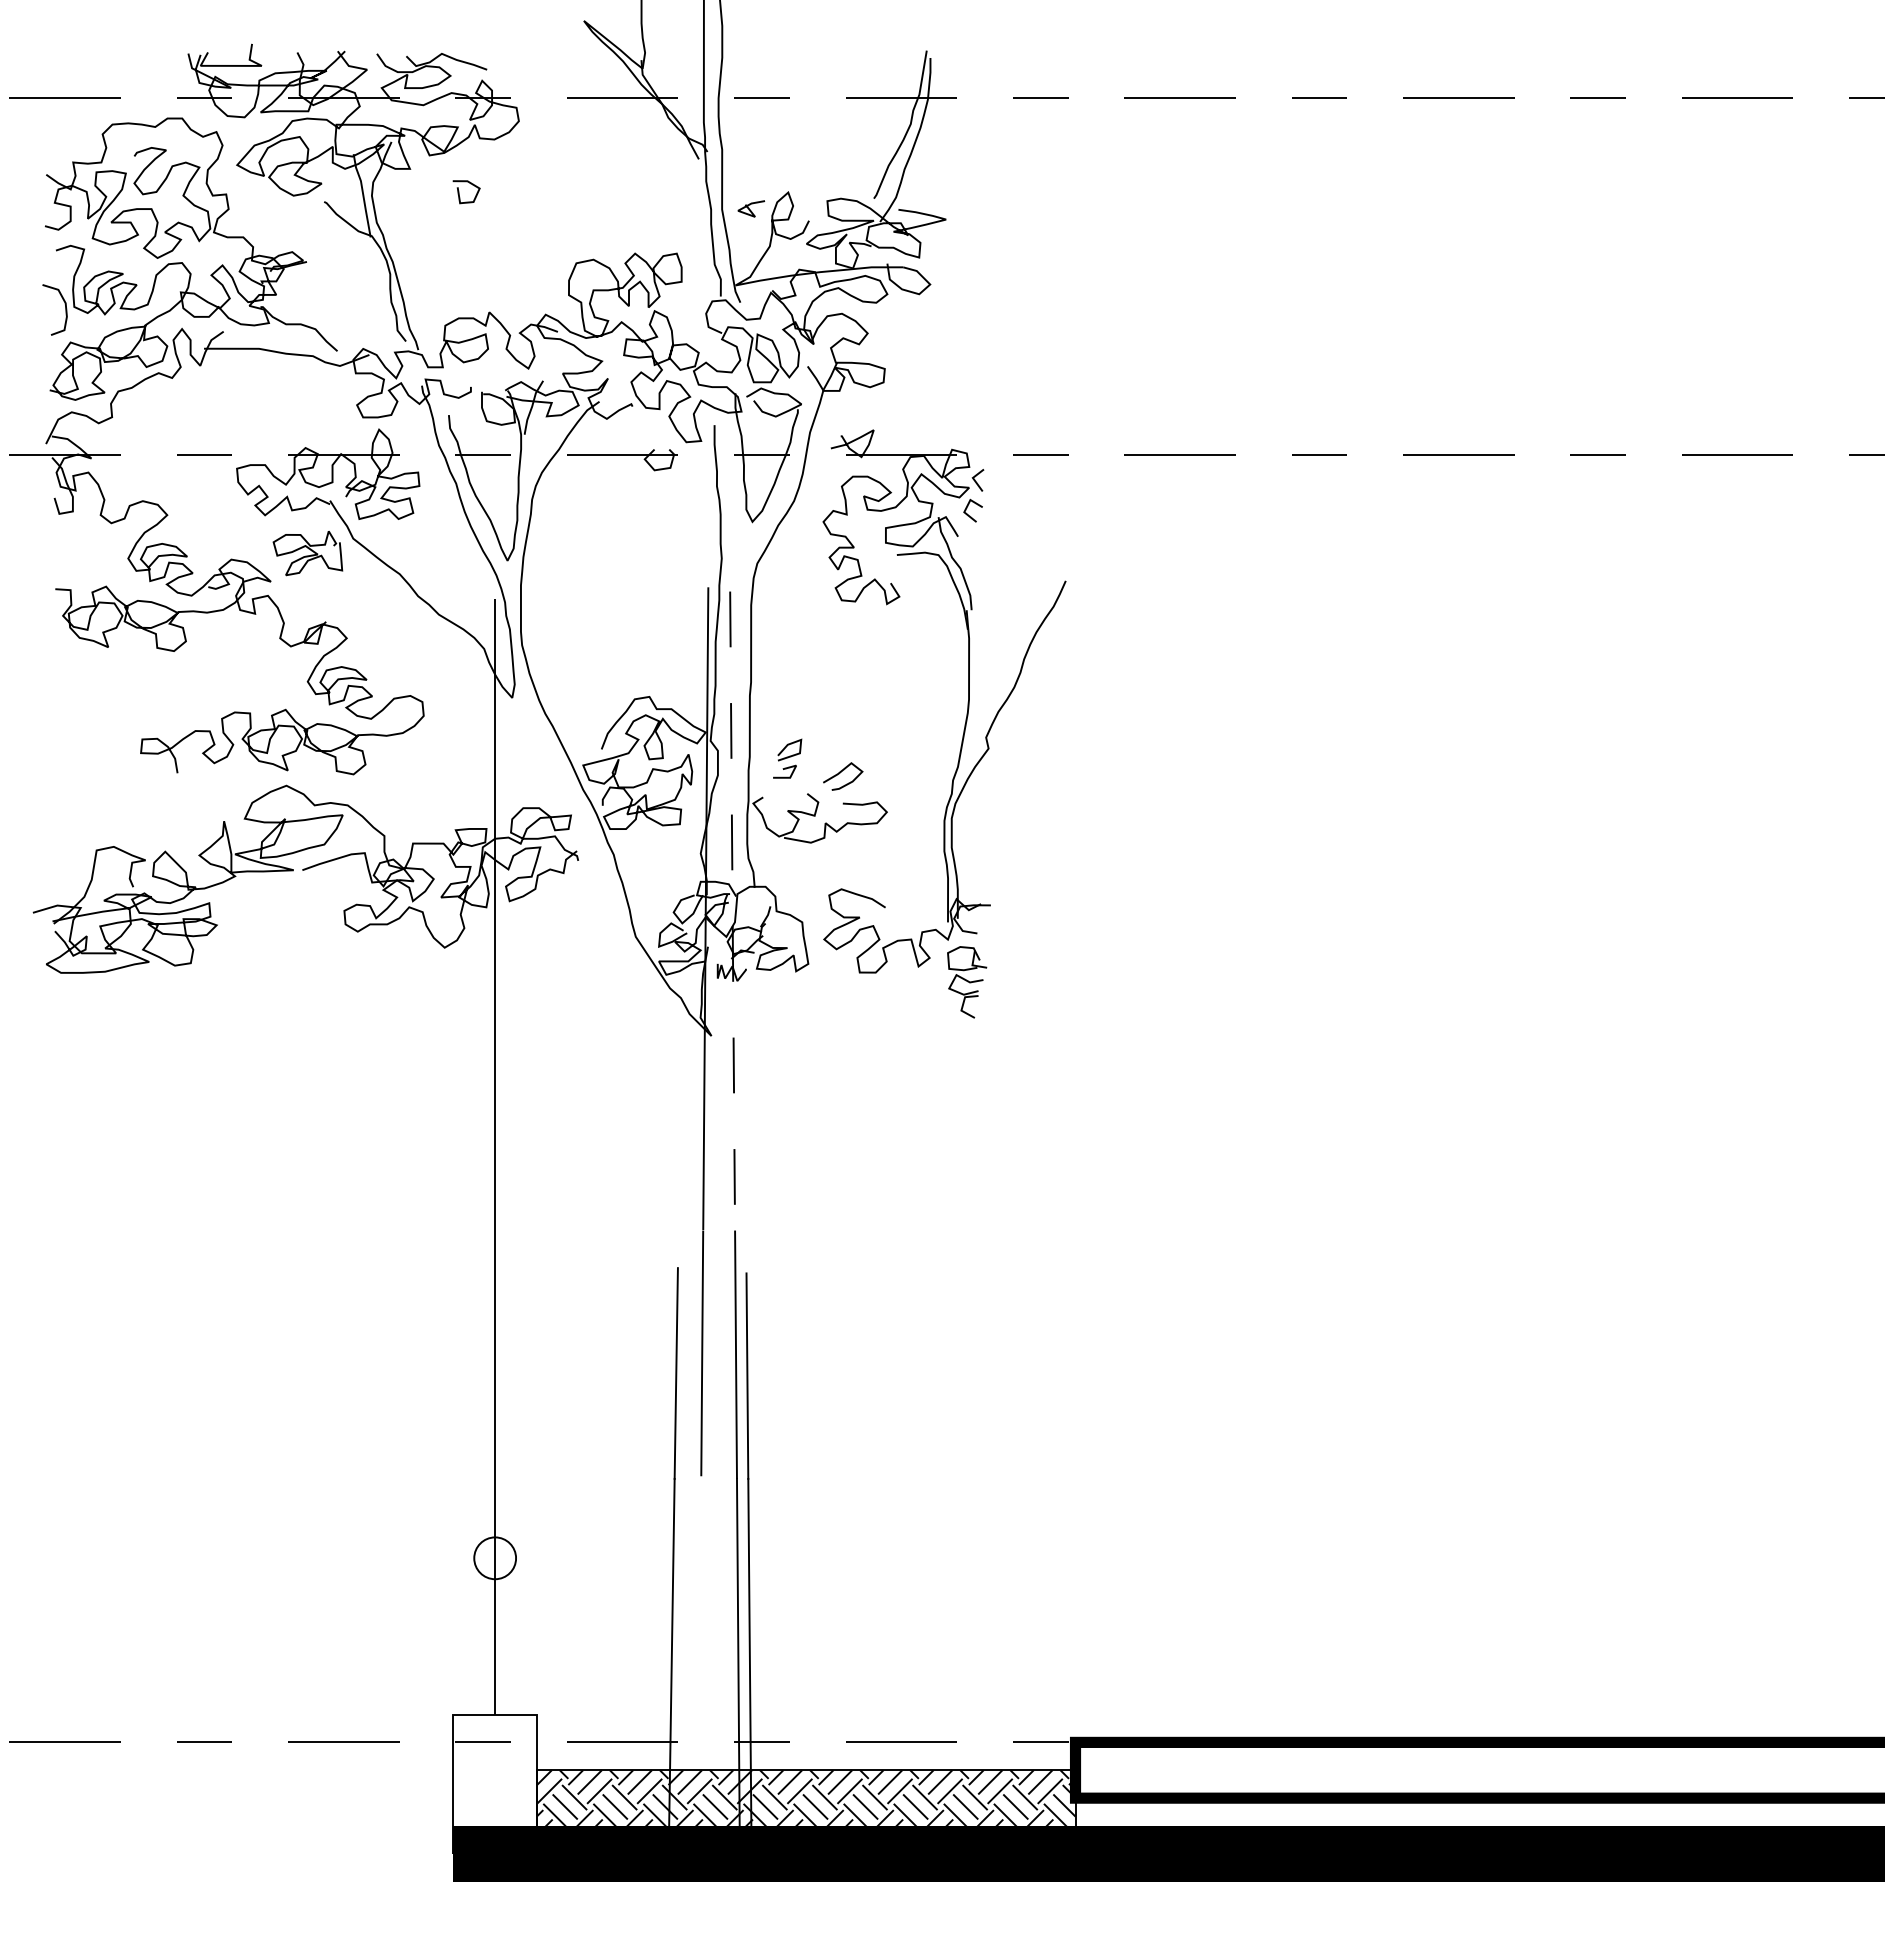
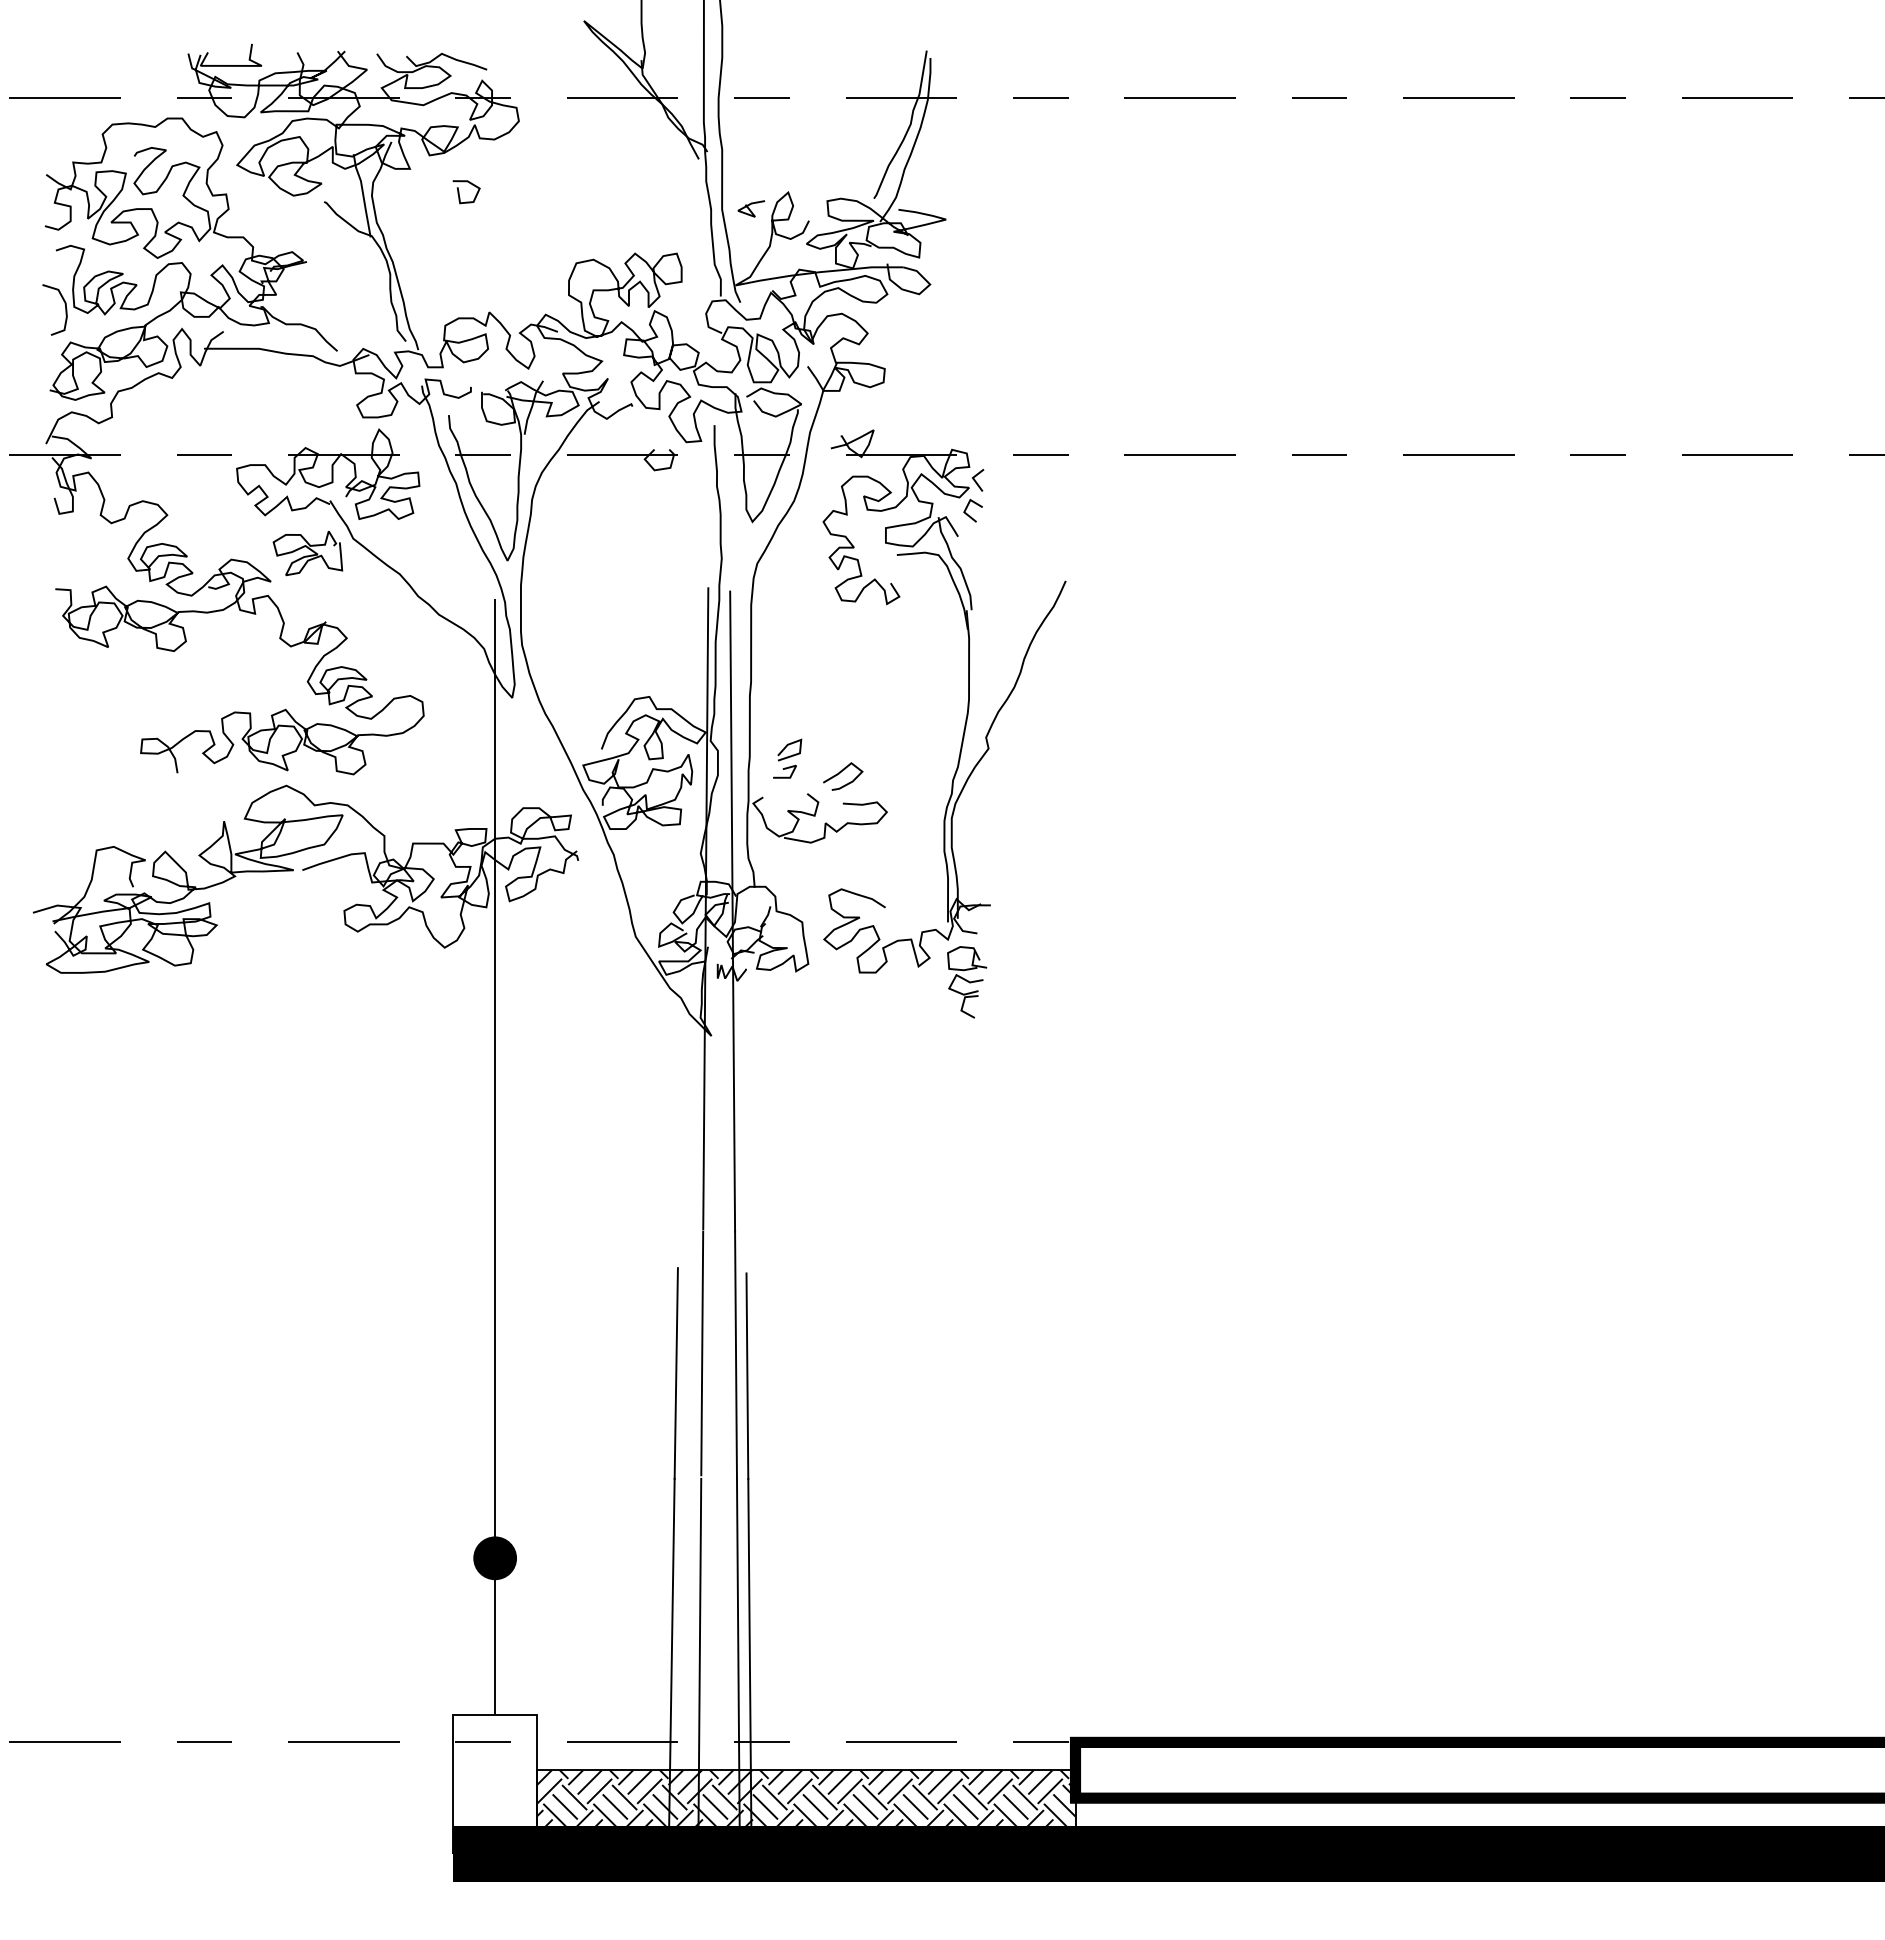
line: dashed -> solid (732, 911)
fill: none -> present (495, 1558)
line: none -> present (699, 1659)
